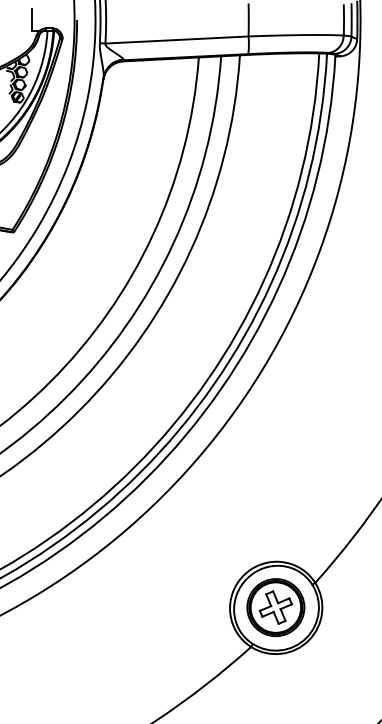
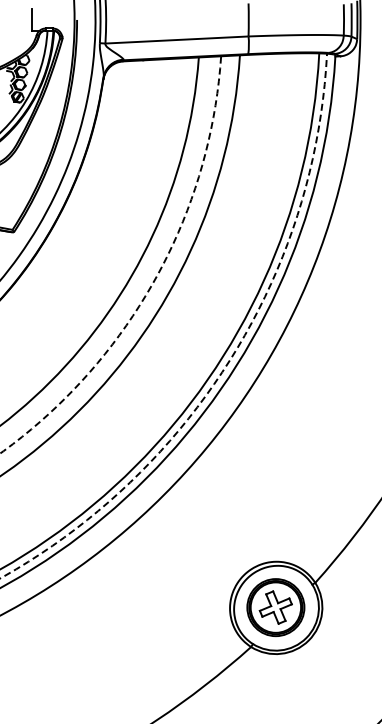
arc: solid -> dashed (156, 277)
arc: solid -> dashed (230, 360)
